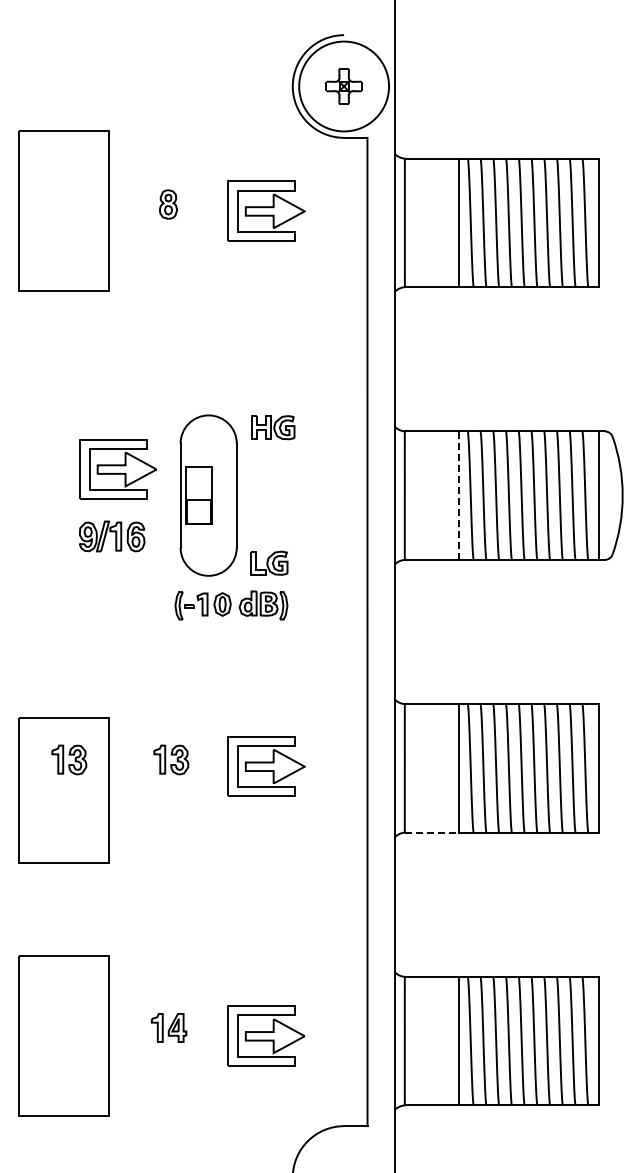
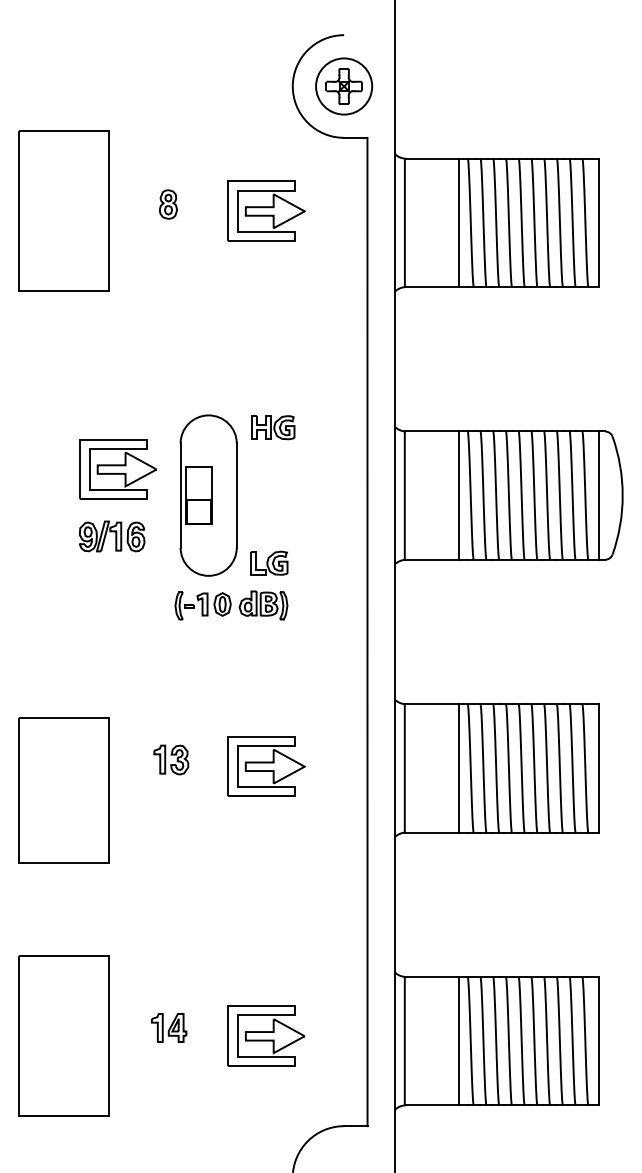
circle diameter: 90 px -> 56 px (344, 86)
line: dashed -> solid (459, 495)
part: present -> none (69, 759)
line: dashed -> solid (432, 832)
